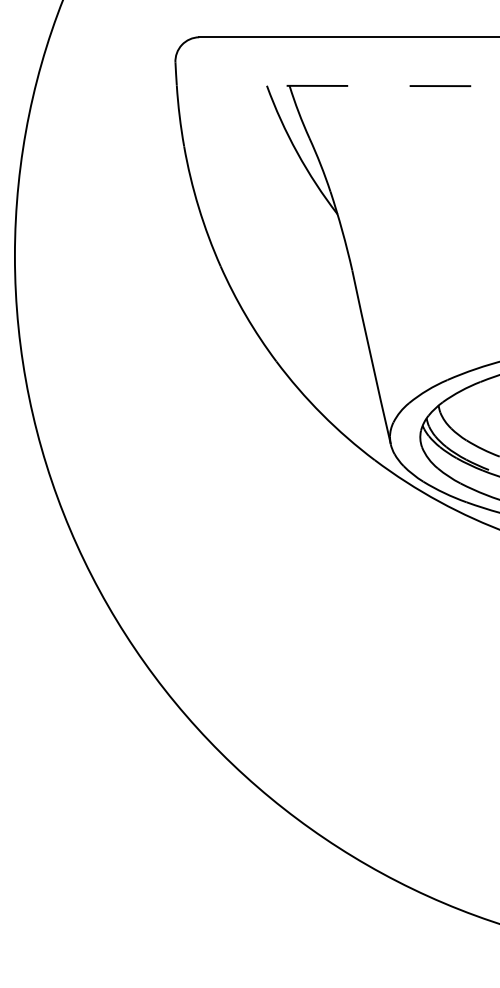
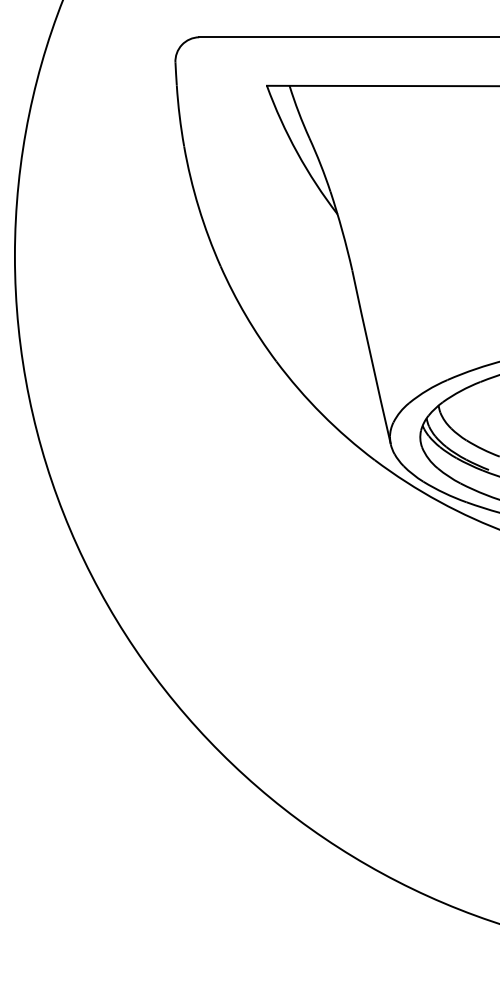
line: dashed -> solid (382, 86)
